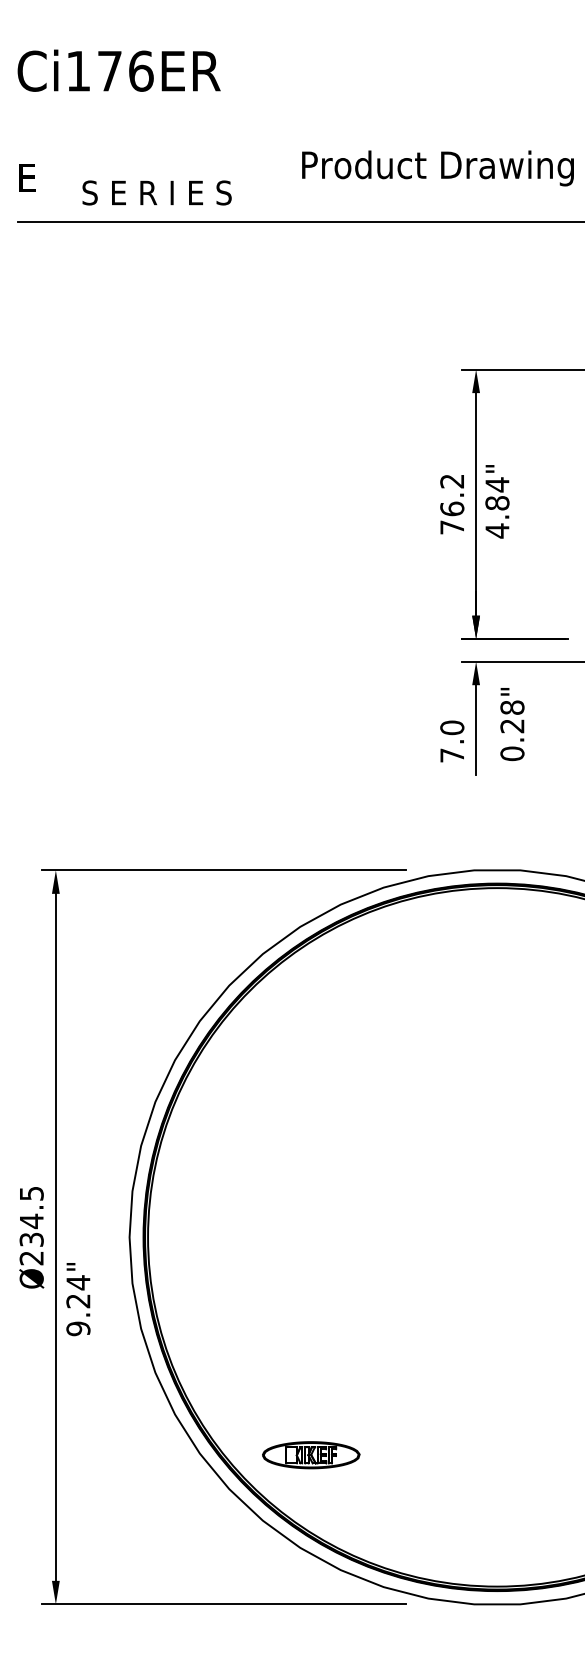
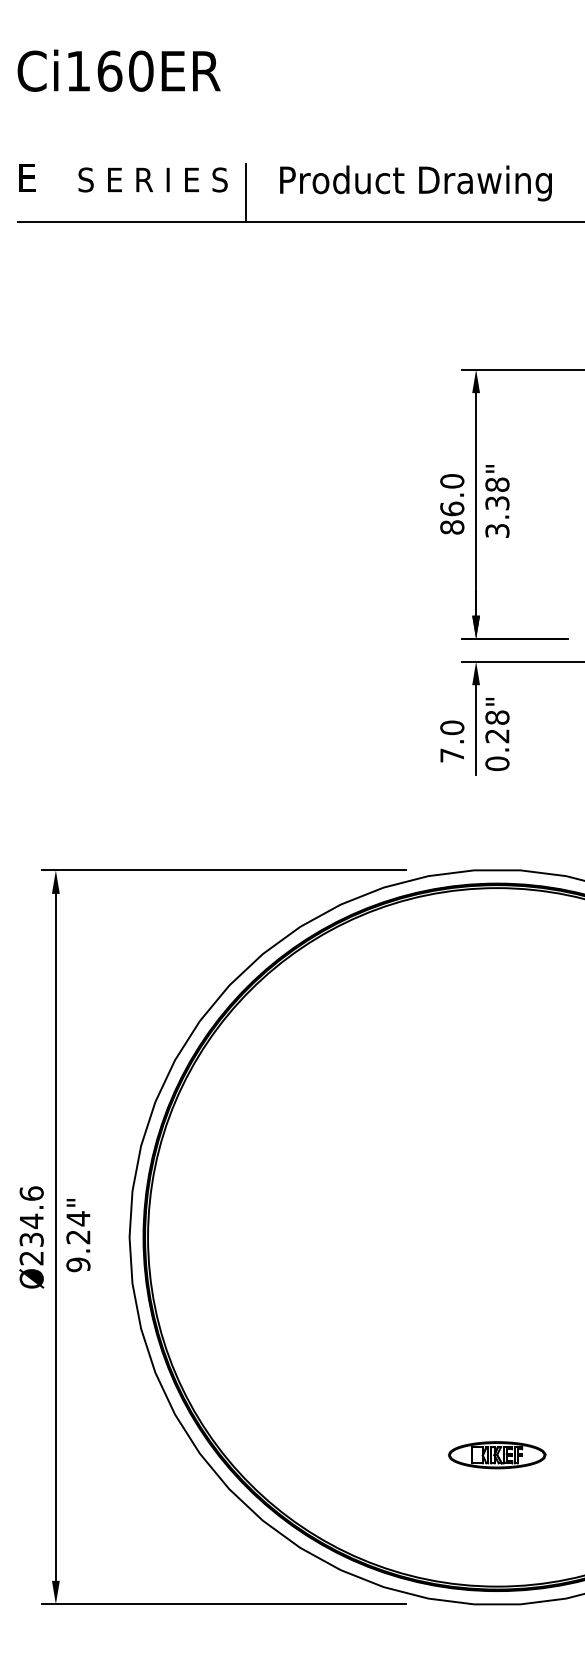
text: Ci176ER -> Ci160ER (125, 70)
text position: (437, 168) -> (415, 183) (415, 183)
text position: (156, 192) -> (152, 179) (152, 179)
line: none -> present (245, 192)
text: 76.2 -> 86.0 (452, 504)
text: 4.84" -> 3.38" (497, 507)
text position: (512, 724) -> (497, 734) (497, 734)
text: Ø234.5 -> Ø234.6 (31, 1193)
text position: (78, 1299) -> (78, 1235) (78, 1235)
part position: (311, 1455) -> (497, 1455) (497, 1455)
